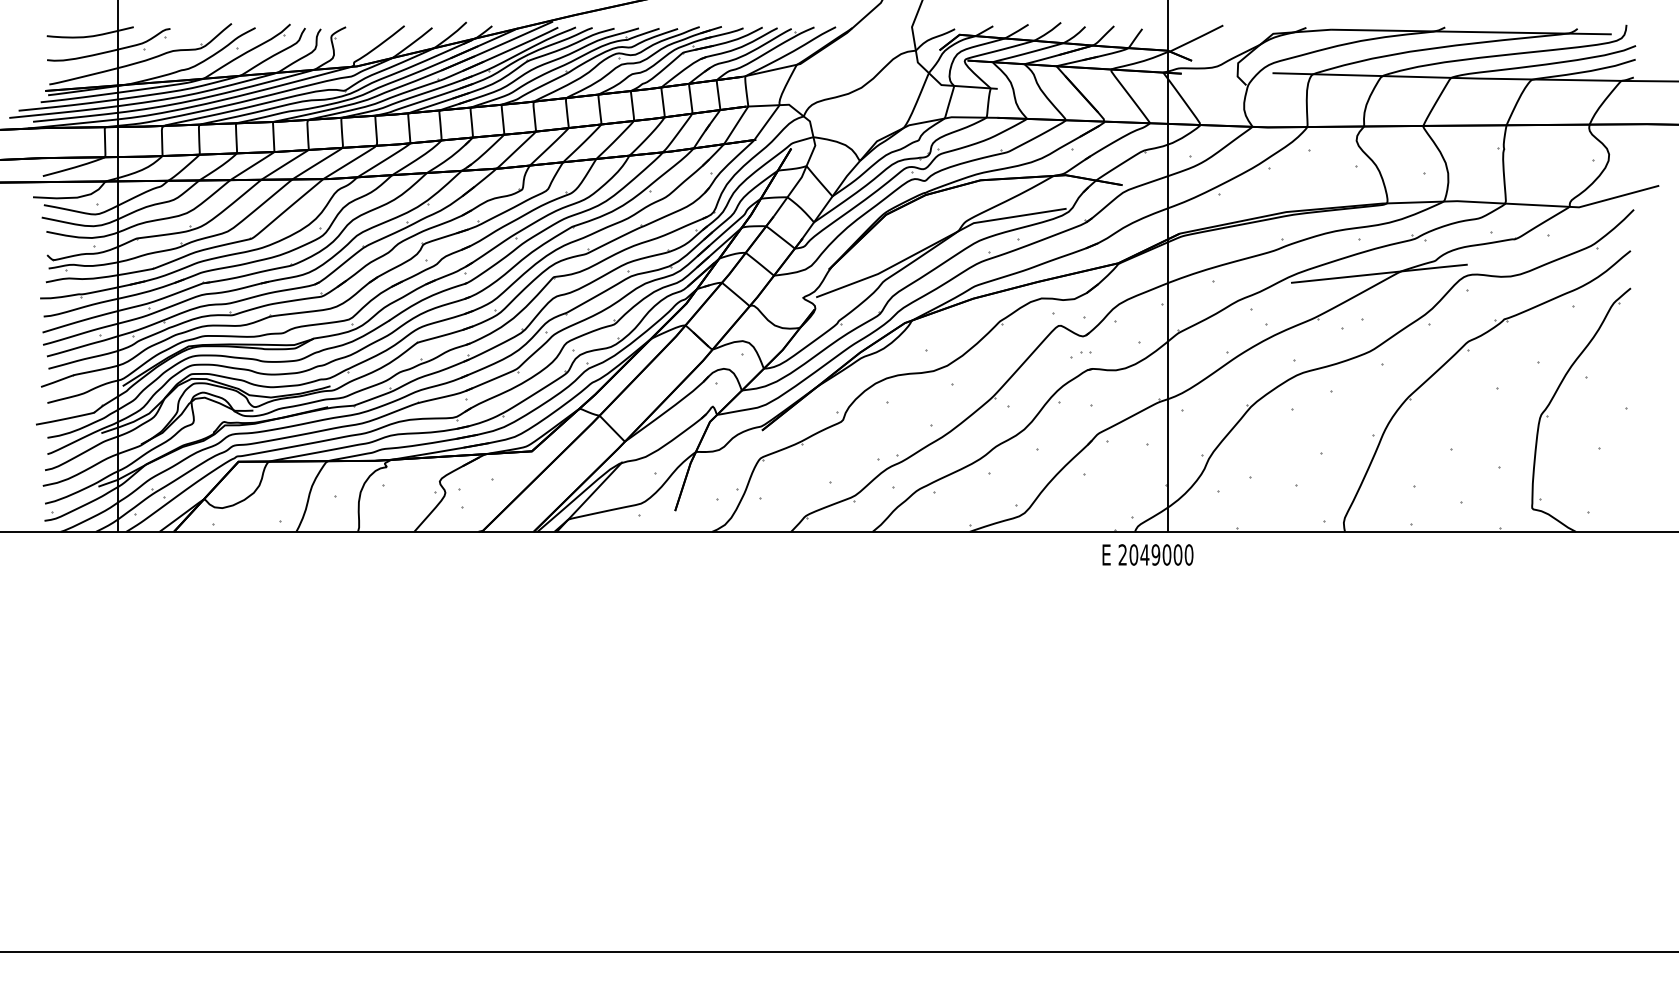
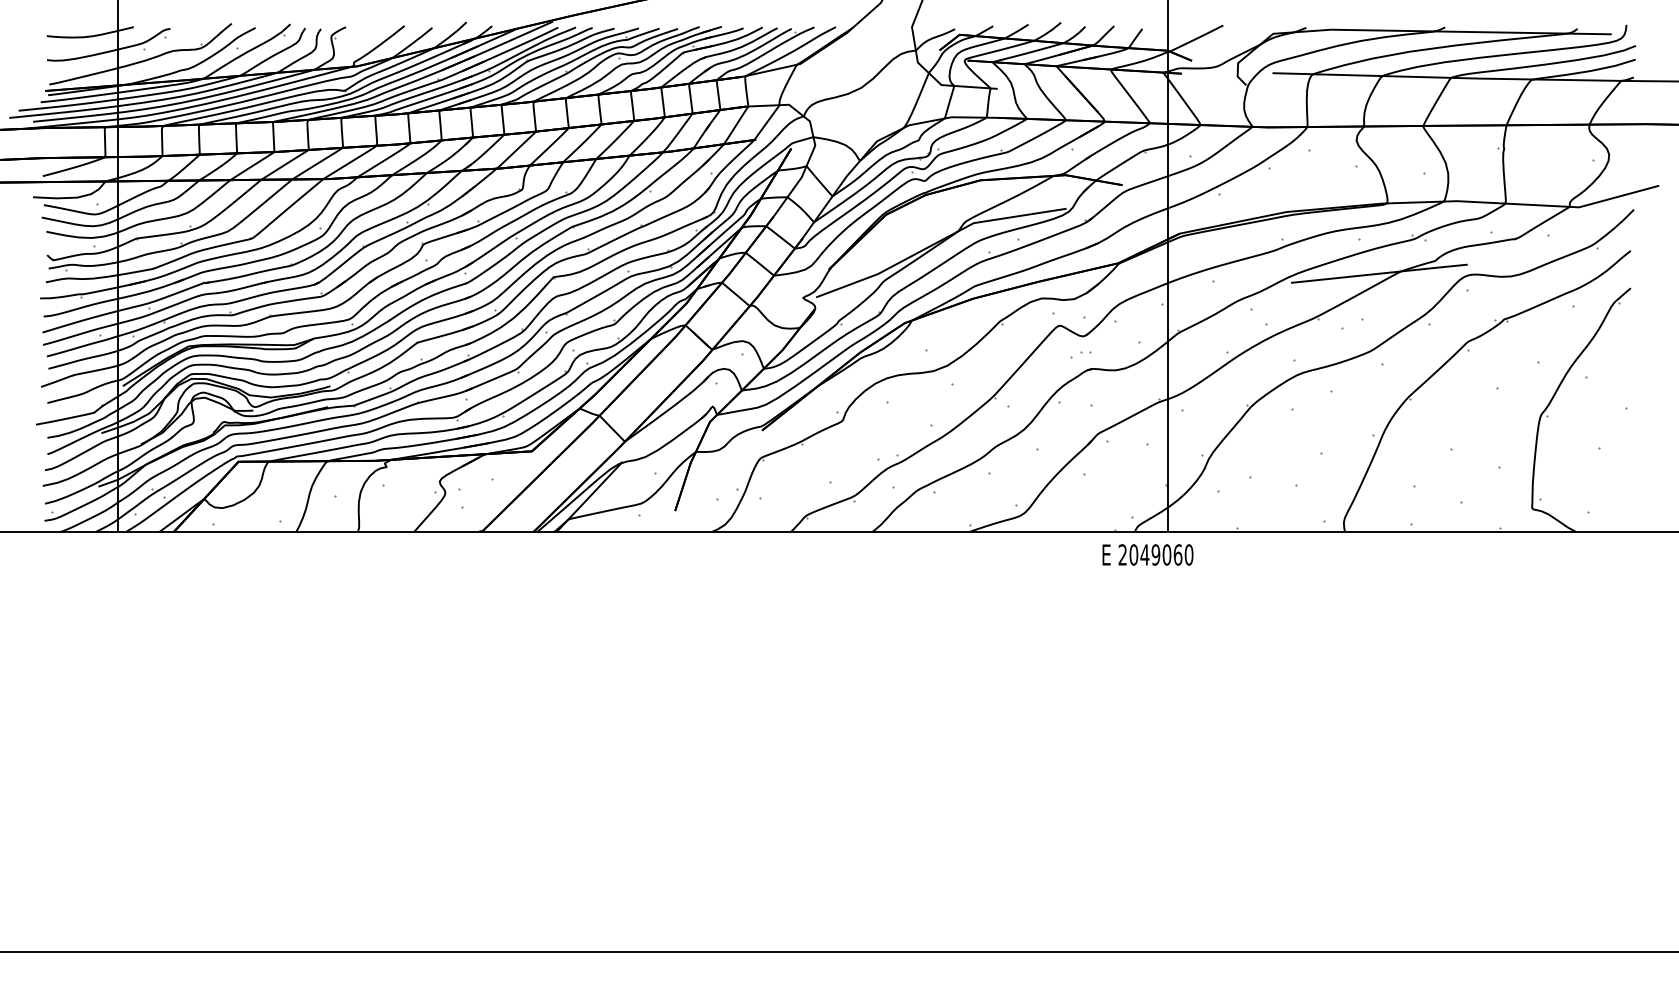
text: 2049000 -> 2049060 (1177, 554)
